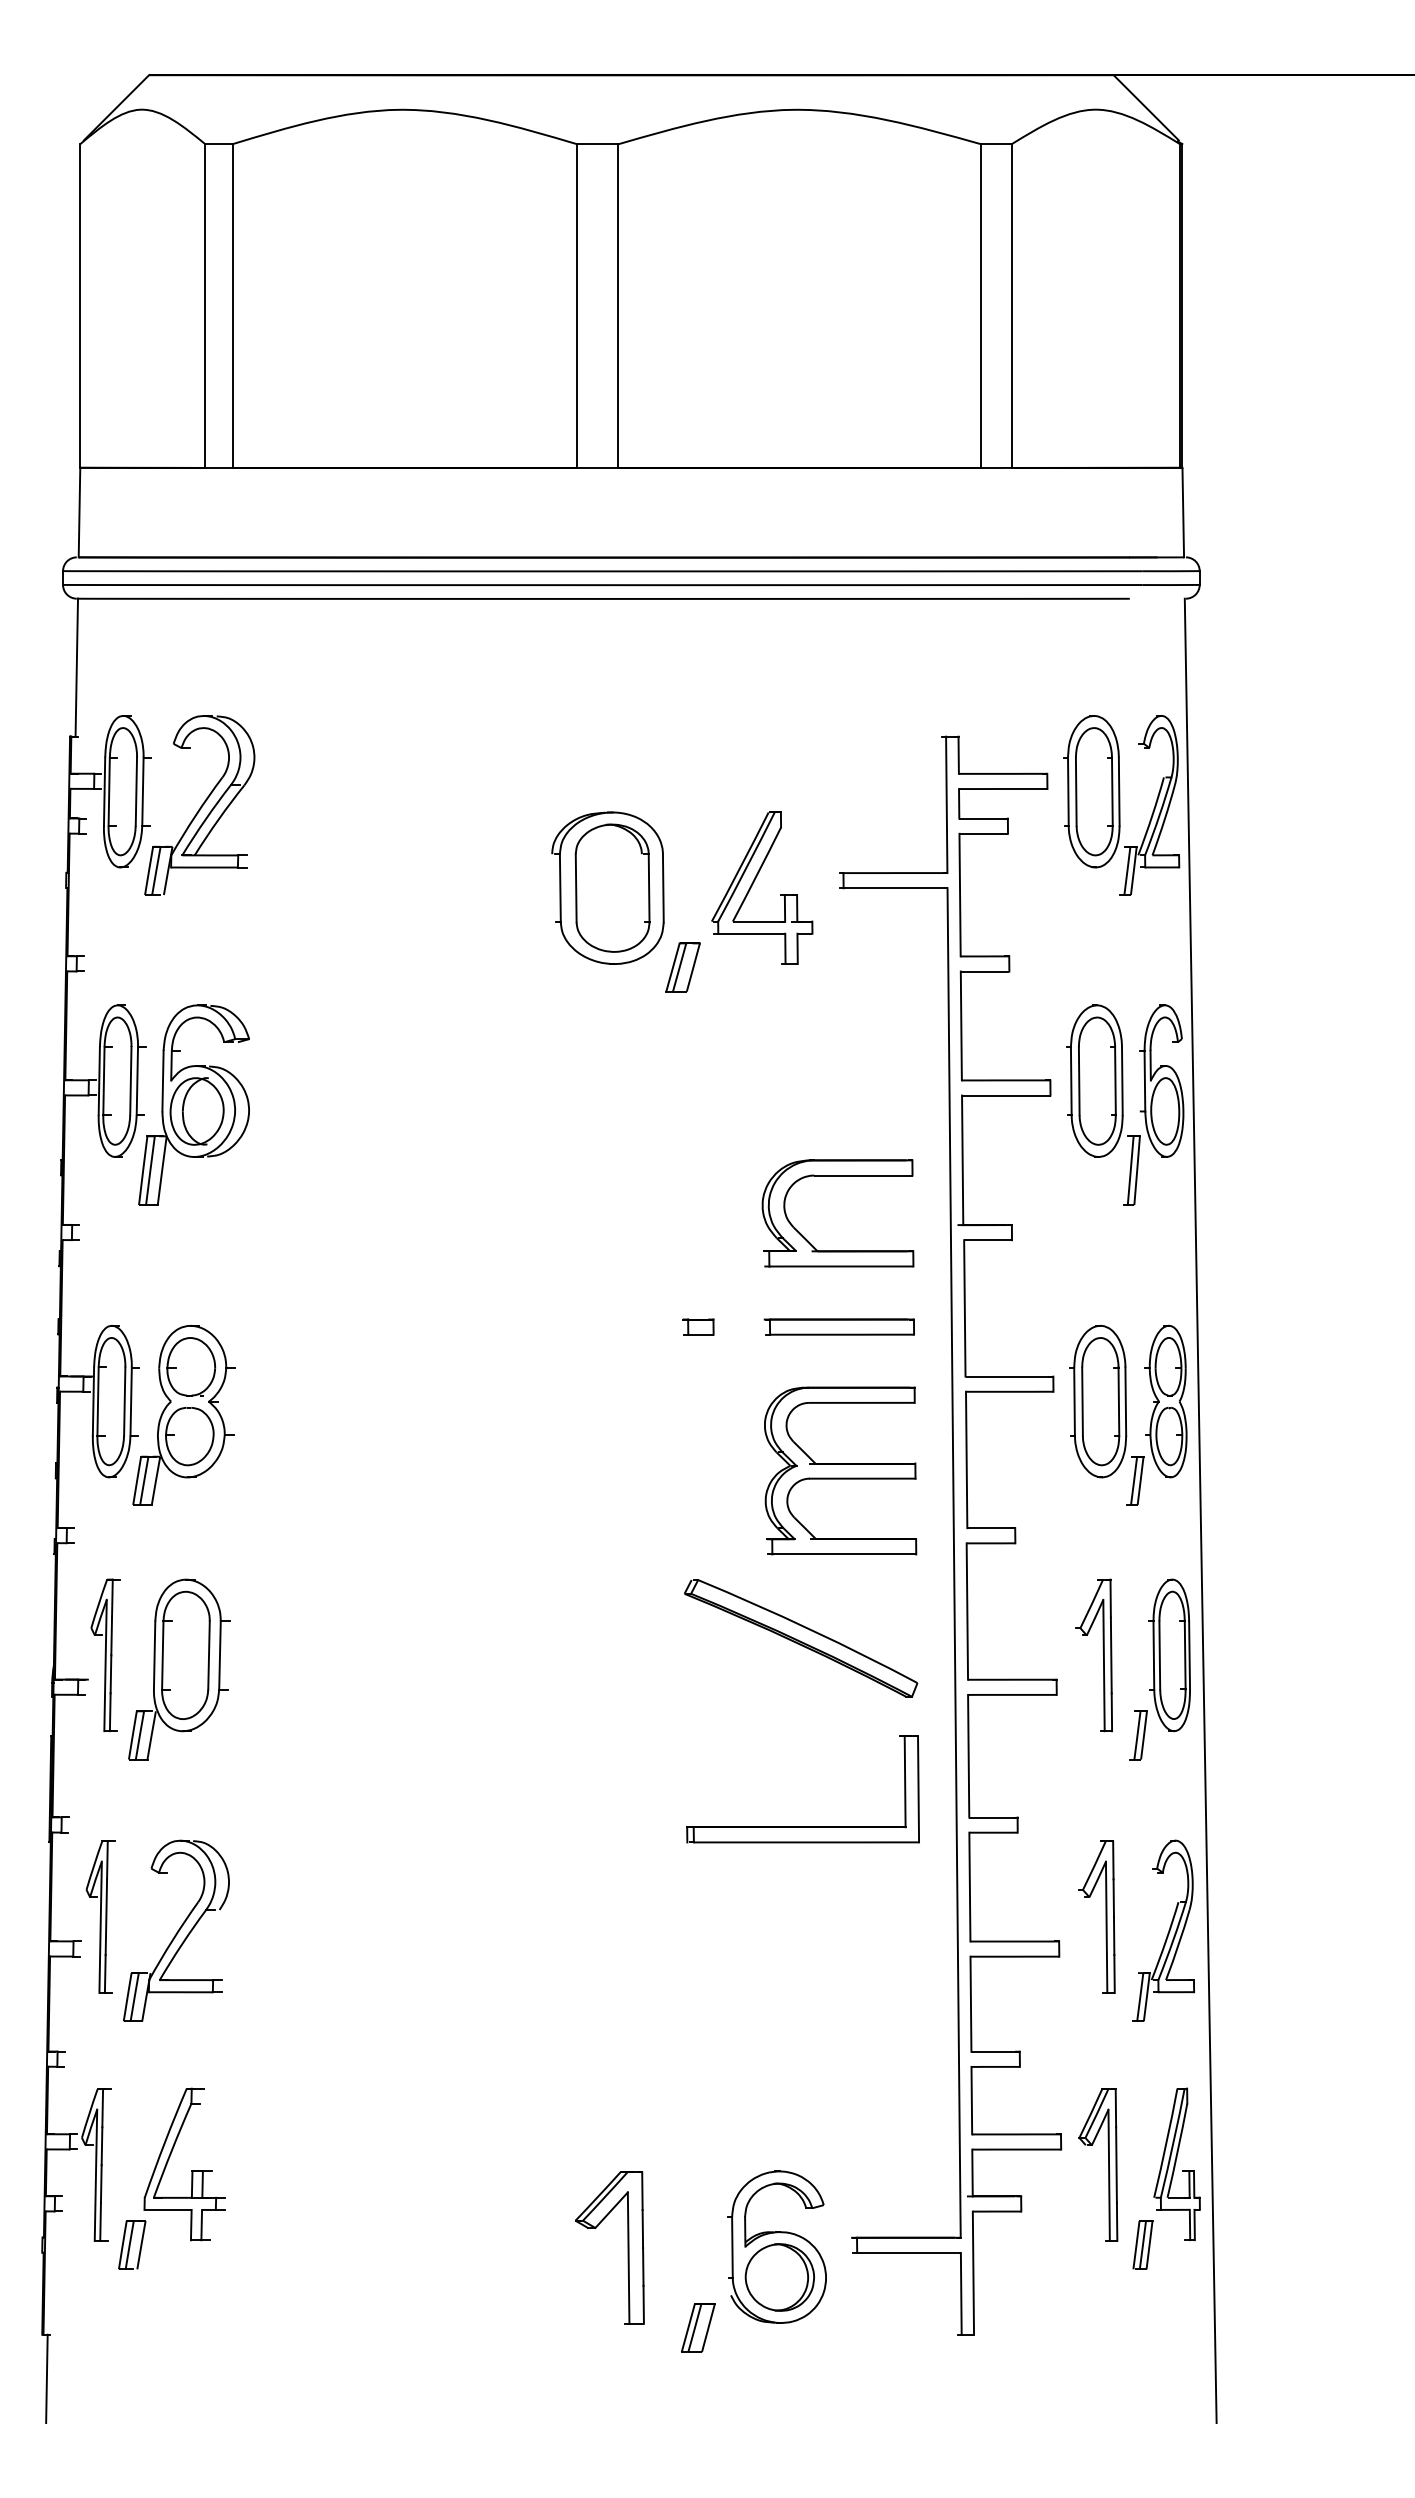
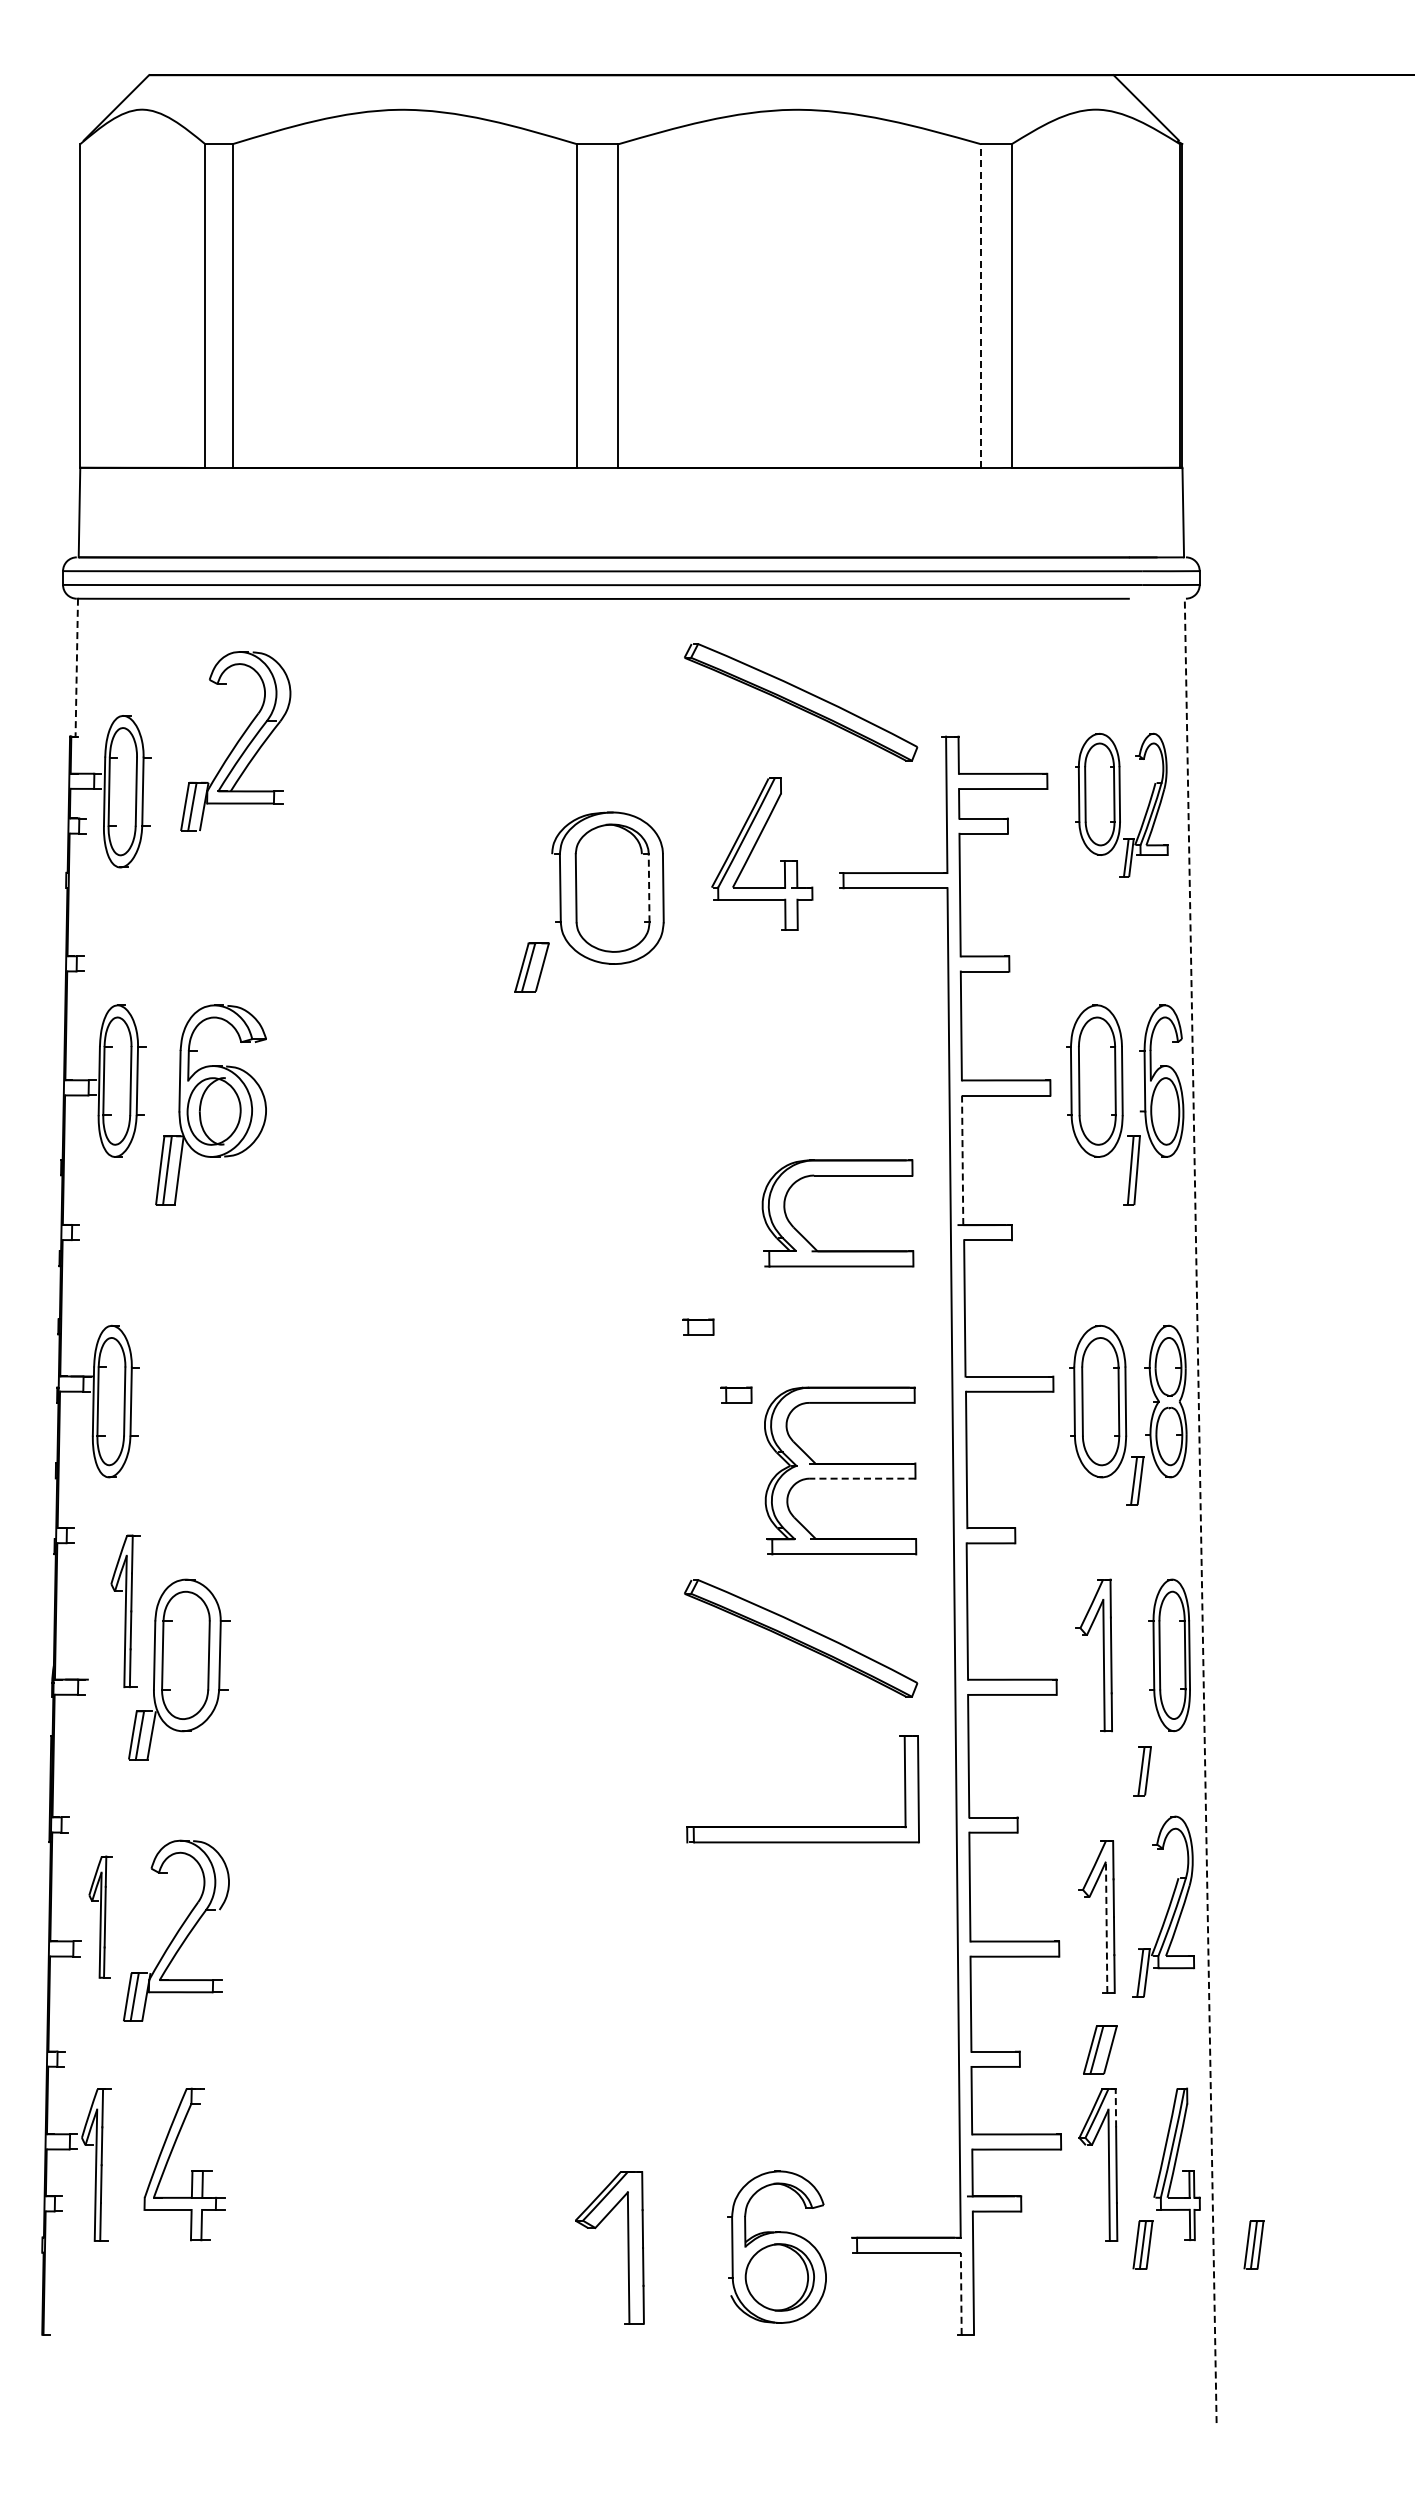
line: solid -> dashed (980, 306)
line: solid -> dashed (76, 667)
part: none -> present (801, 702)
part position: (199, 805) -> (235, 741) (235, 741)
part size: 118x181 px -> 94x146 px (1121, 804)
part position: (754, 882) -> (754, 848) (754, 848)
line: solid -> dashed (649, 887)
part position: (682, 967) -> (531, 967) (531, 967)
part position: (193, 1104) -> (210, 1104) (210, 1104)
line: solid -> dashed (962, 1160)
part: present -> none (838, 1326)
part: none -> present (736, 1394)
part: present -> none (183, 1415)
line: solid -> dashed (862, 1478)
line: solid -> dashed (1200, 1510)
part position: (105, 1655) -> (125, 1611) (125, 1611)
part position: (1138, 1735) -> (1142, 1771) (1142, 1771)
part size: 31x154 px -> 25x124 px (100, 1916)
line: solid -> dashed (1106, 1927)
part position: (1163, 1930) -> (1163, 1906) (1163, 1906)
line: solid -> dashed (1115, 2108)
part: present -> none (132, 2244)
part: none -> present (1253, 2244)
line: solid -> dashed (961, 2293)
part position: (698, 2327) -> (1100, 2049) (1100, 2049)
line: present -> none (46, 2378)
